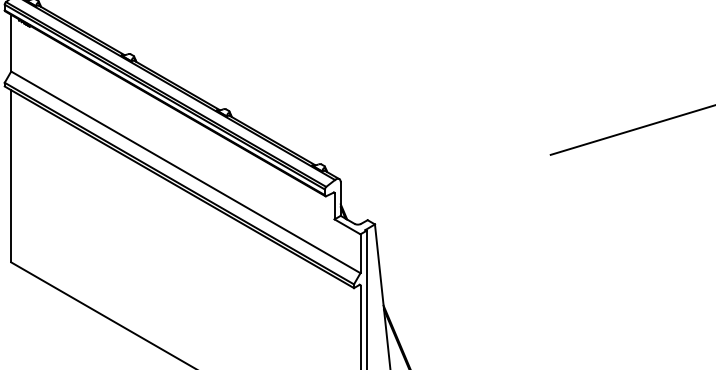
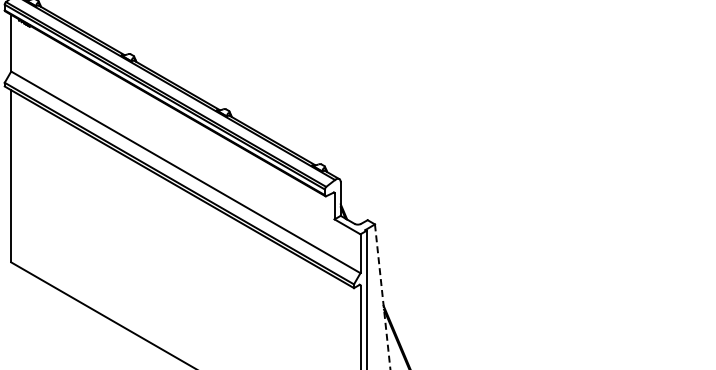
line: present -> none (631, 130)
line: solid -> dashed (382, 297)
